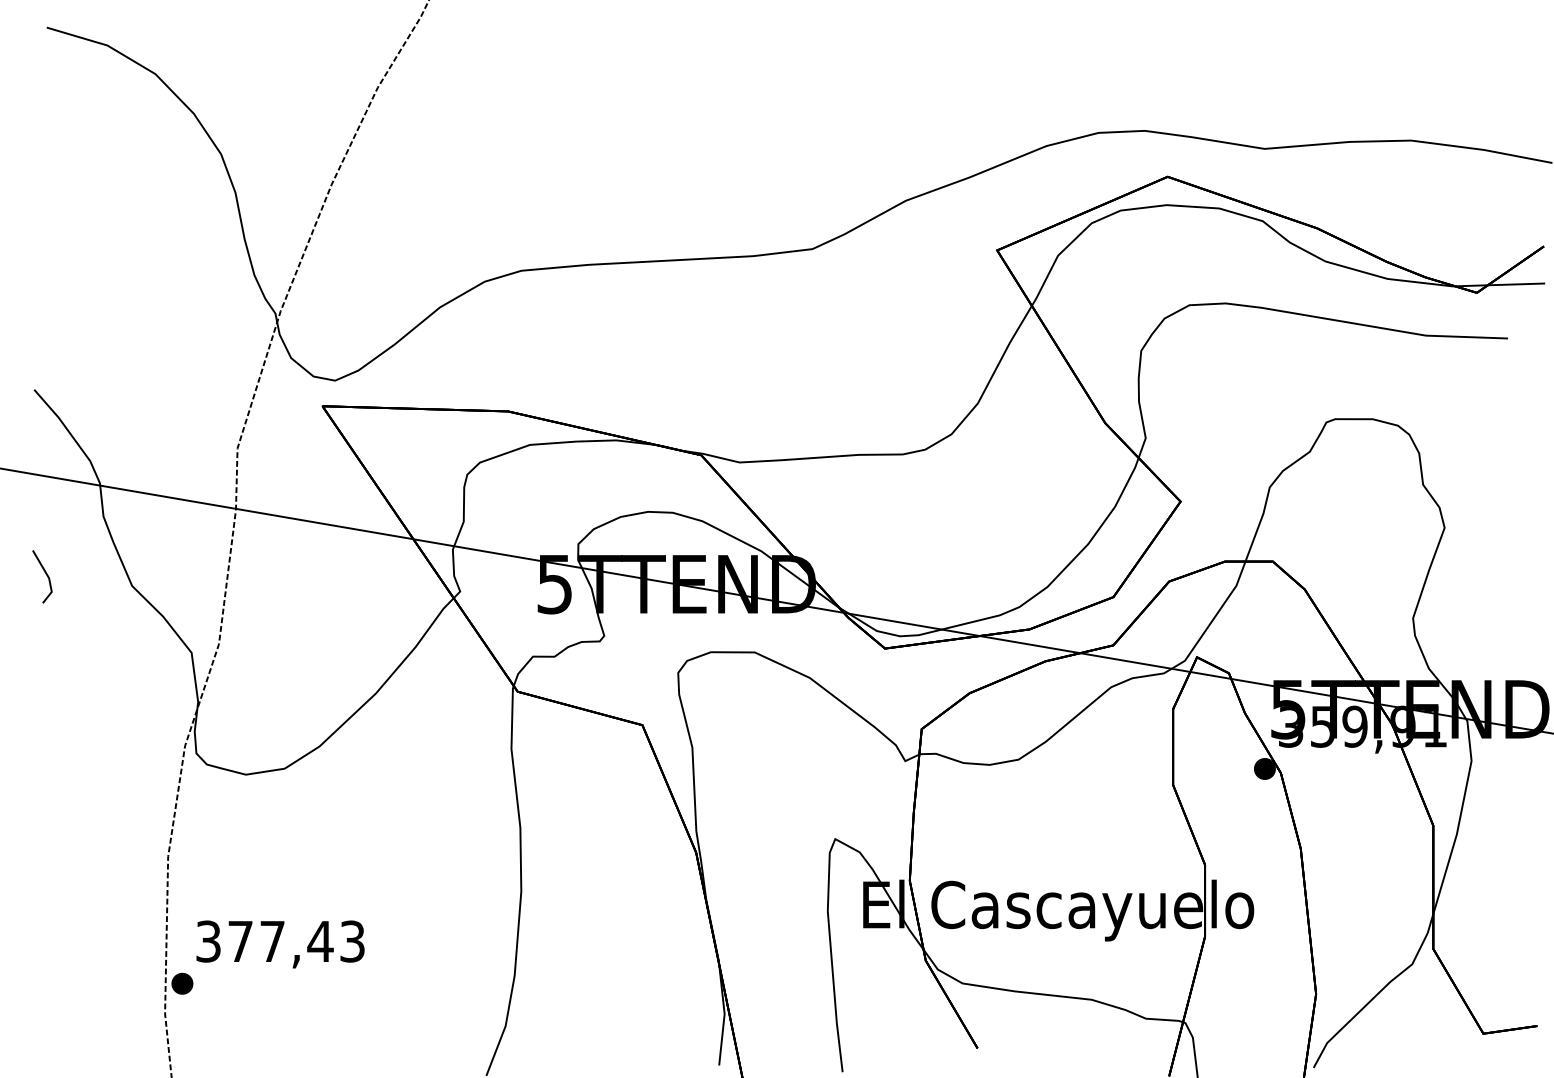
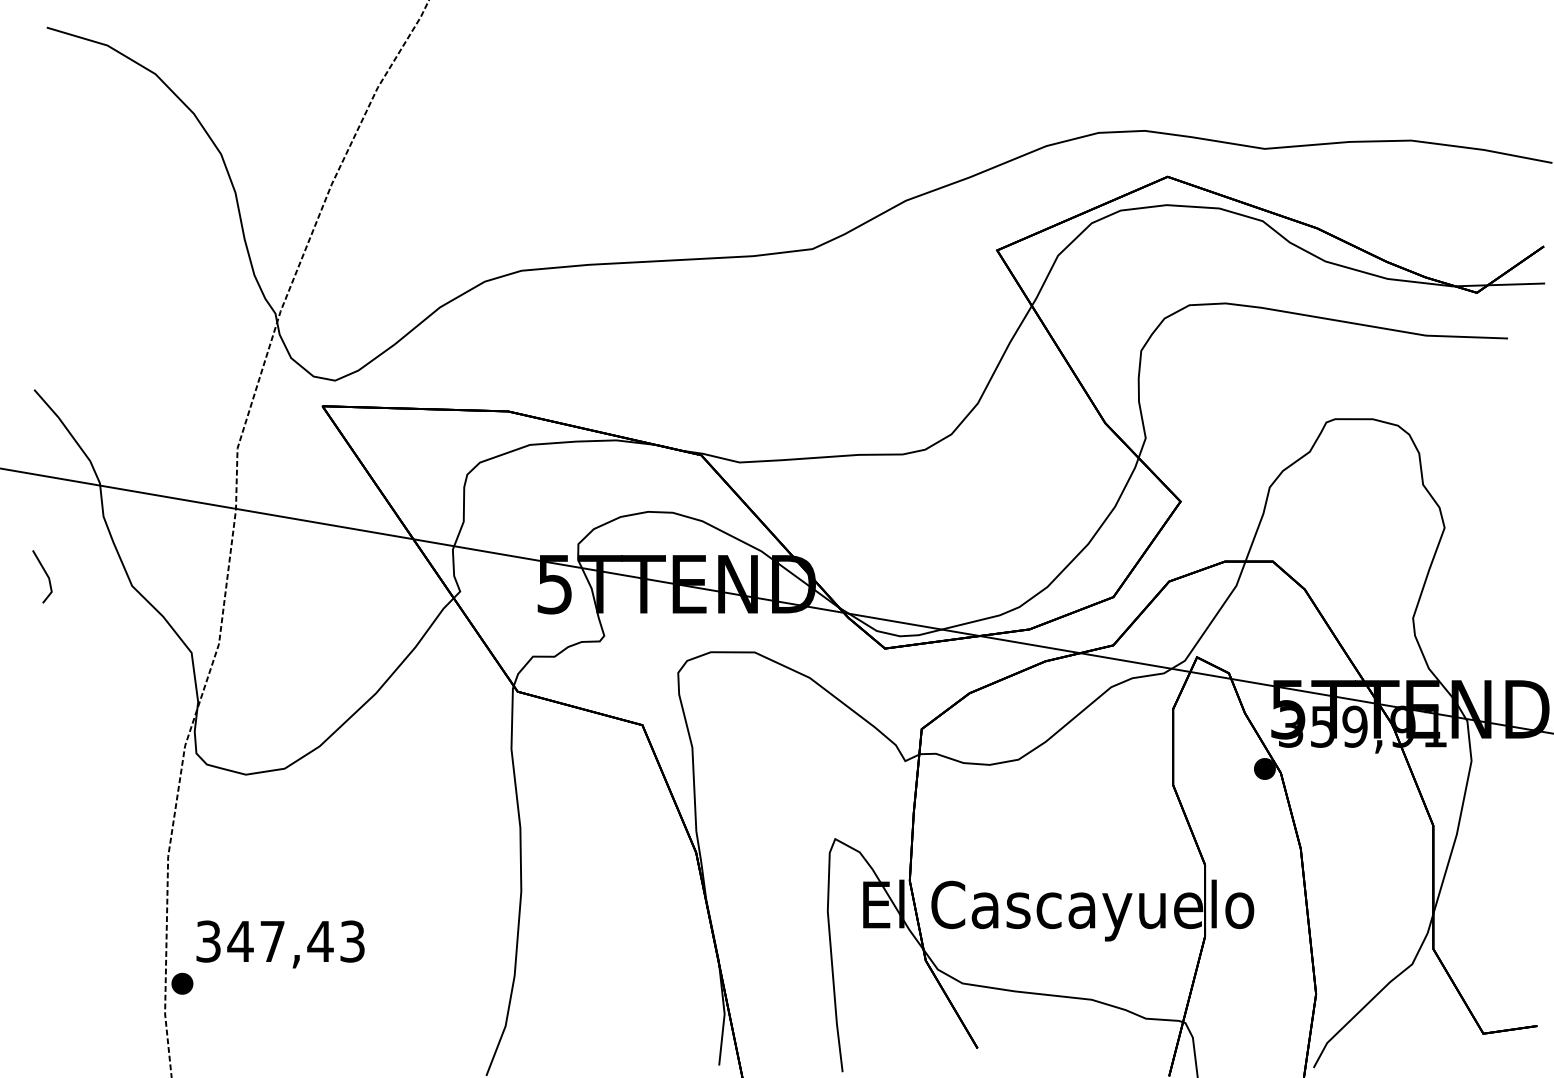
text: 377,43 -> 347,43 (240, 941)
